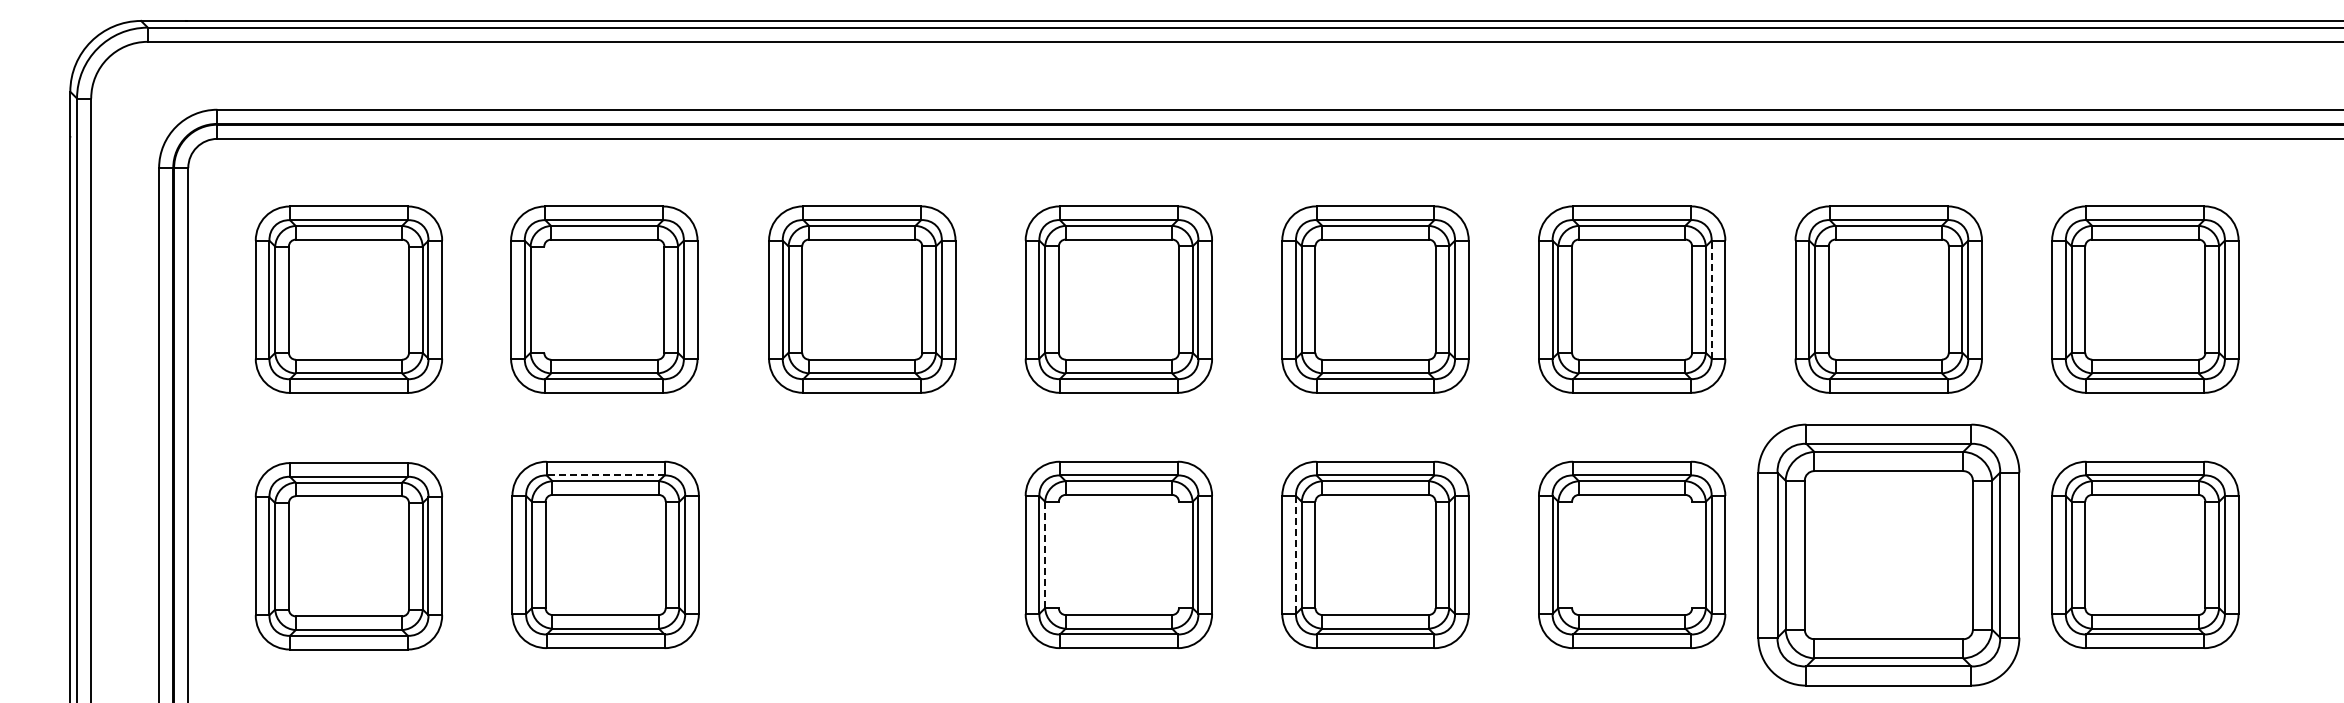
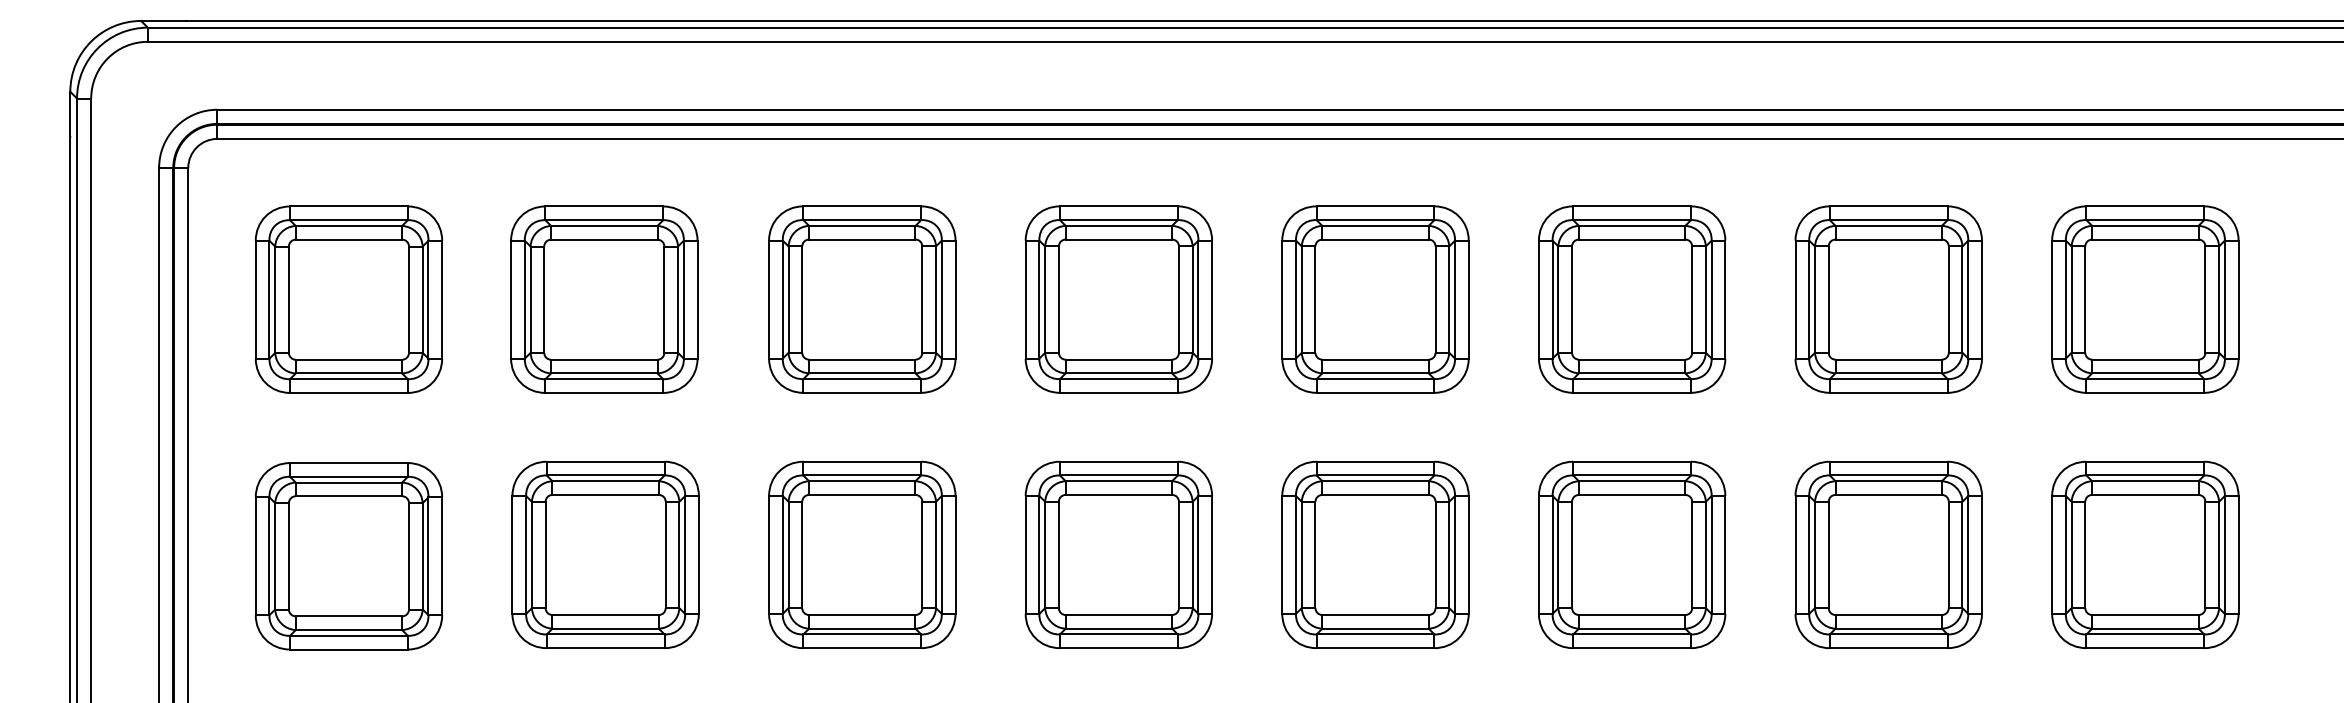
line: none -> present (544, 299)
line: dashed -> solid (1711, 299)
line: dashed -> solid (605, 475)
part: none -> present (862, 554)
line: dashed -> solid (1045, 554)
line: none -> present (1058, 554)
line: none -> present (1178, 554)
line: dashed -> solid (1296, 554)
line: none -> present (1572, 554)
line: none -> present (1692, 554)
part size: 264x264 px -> 189x189 px (1888, 554)
